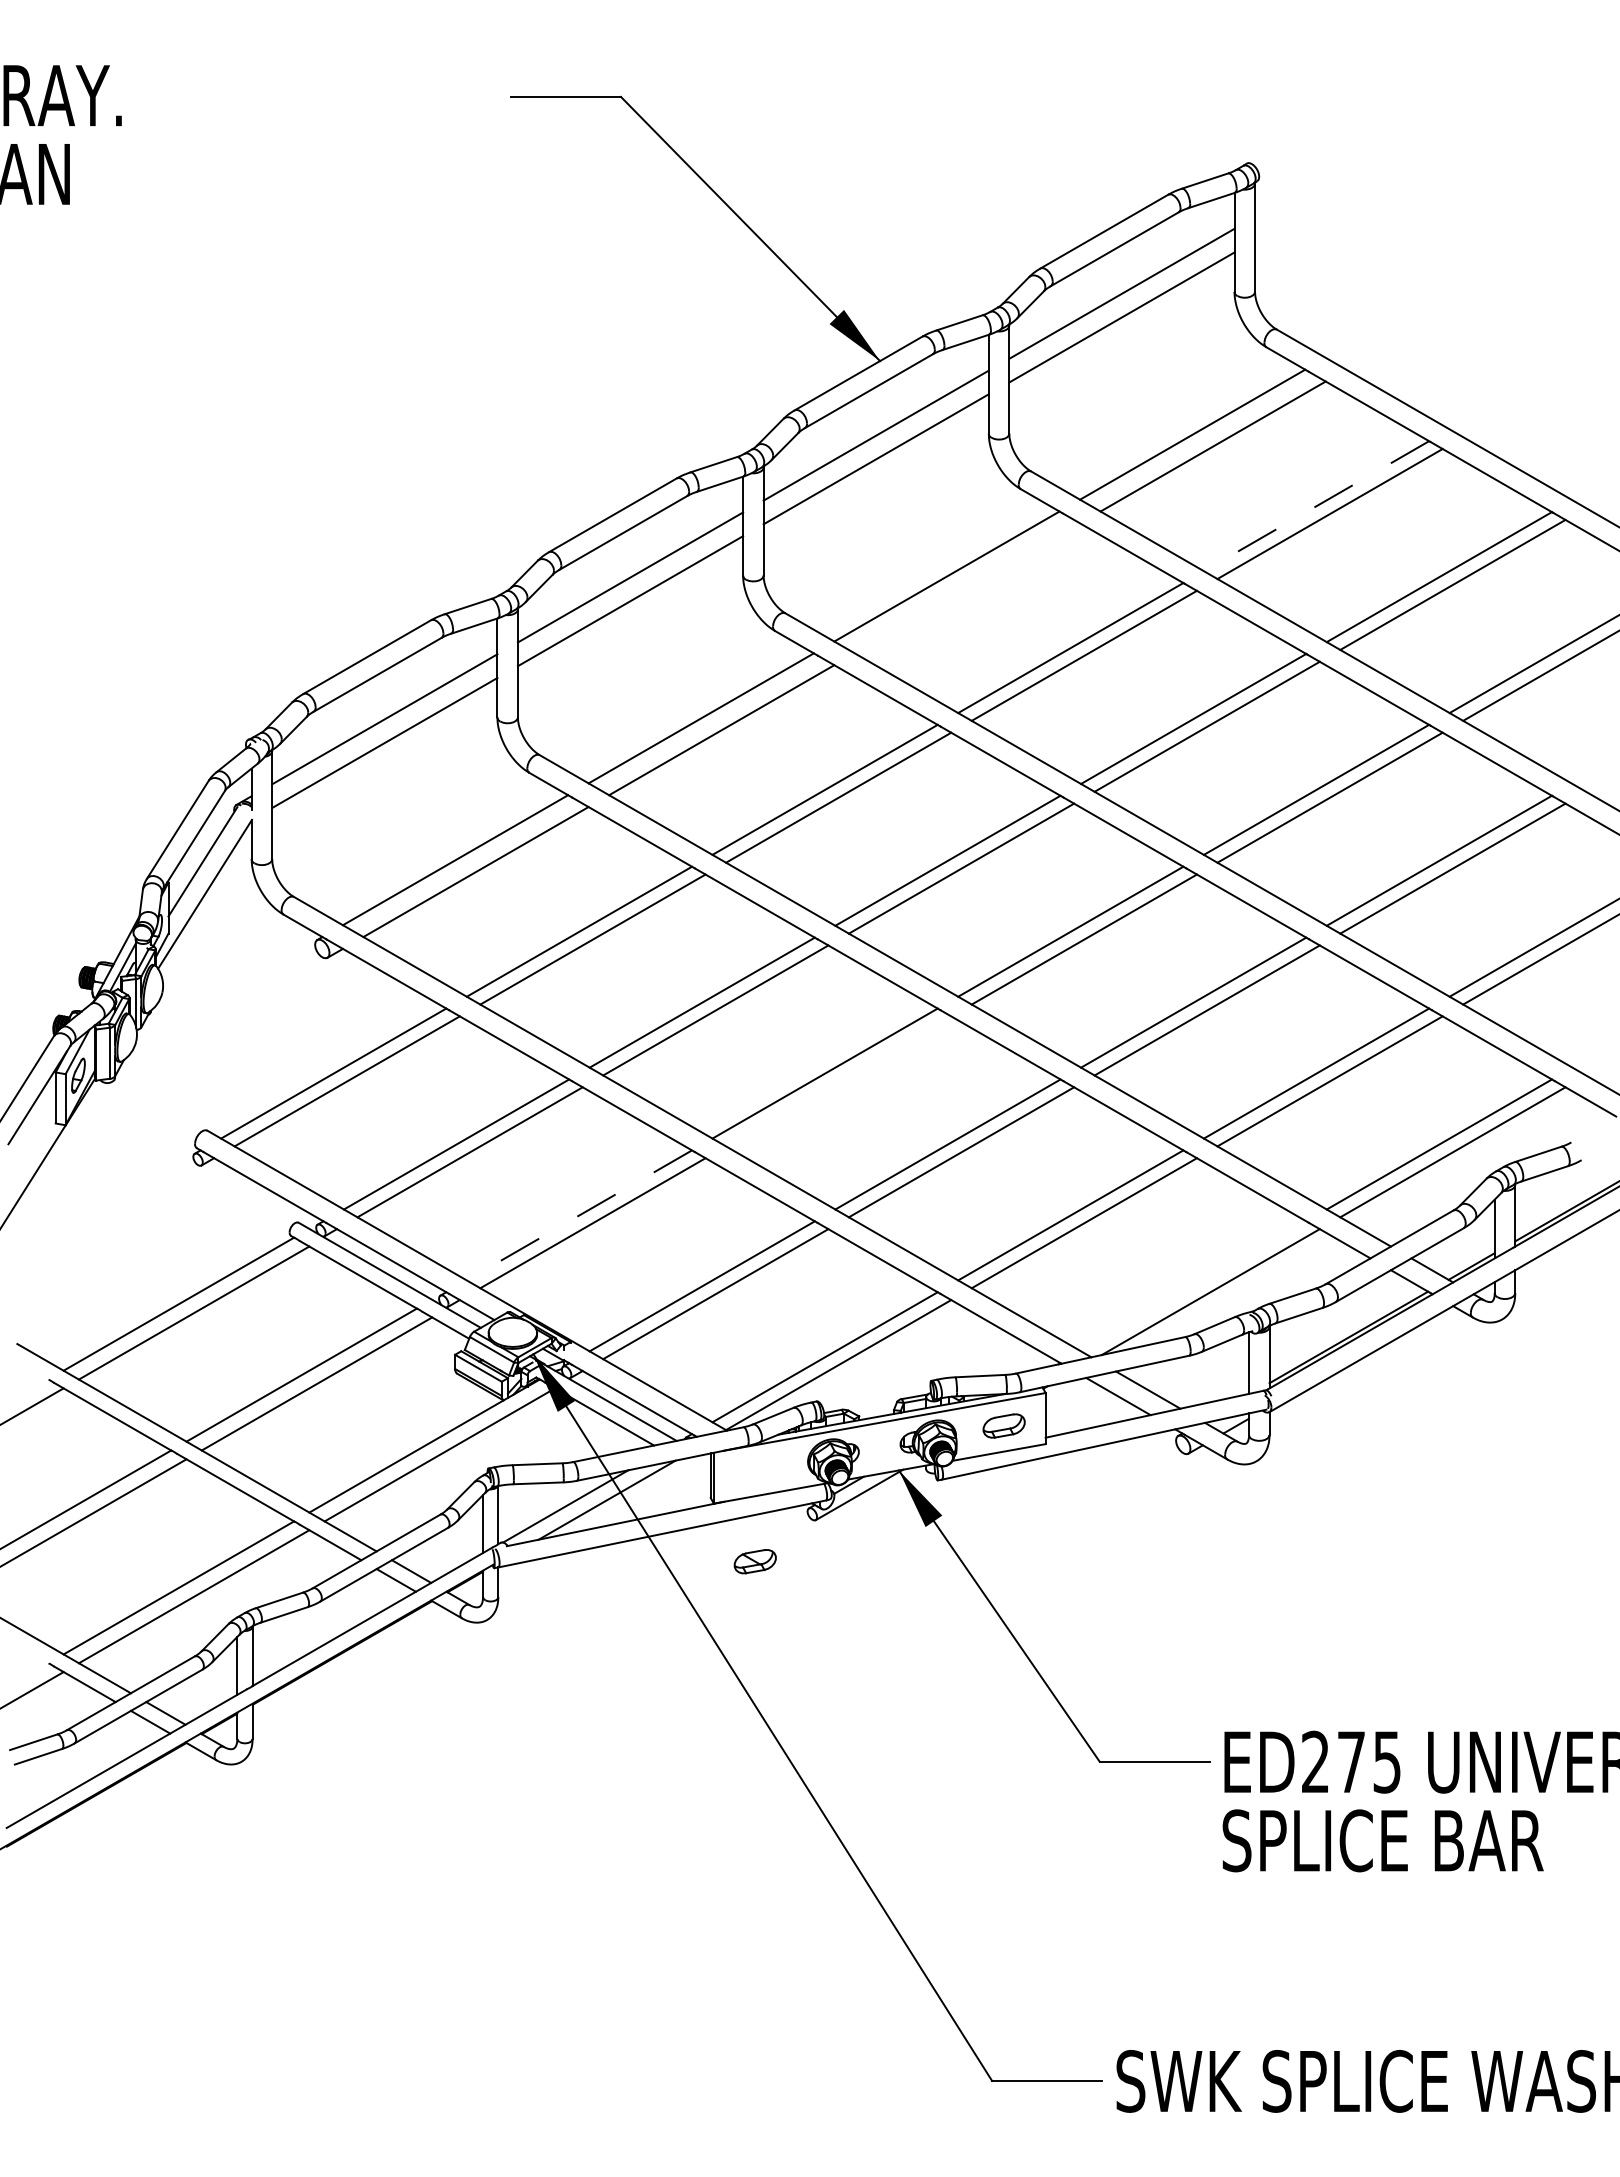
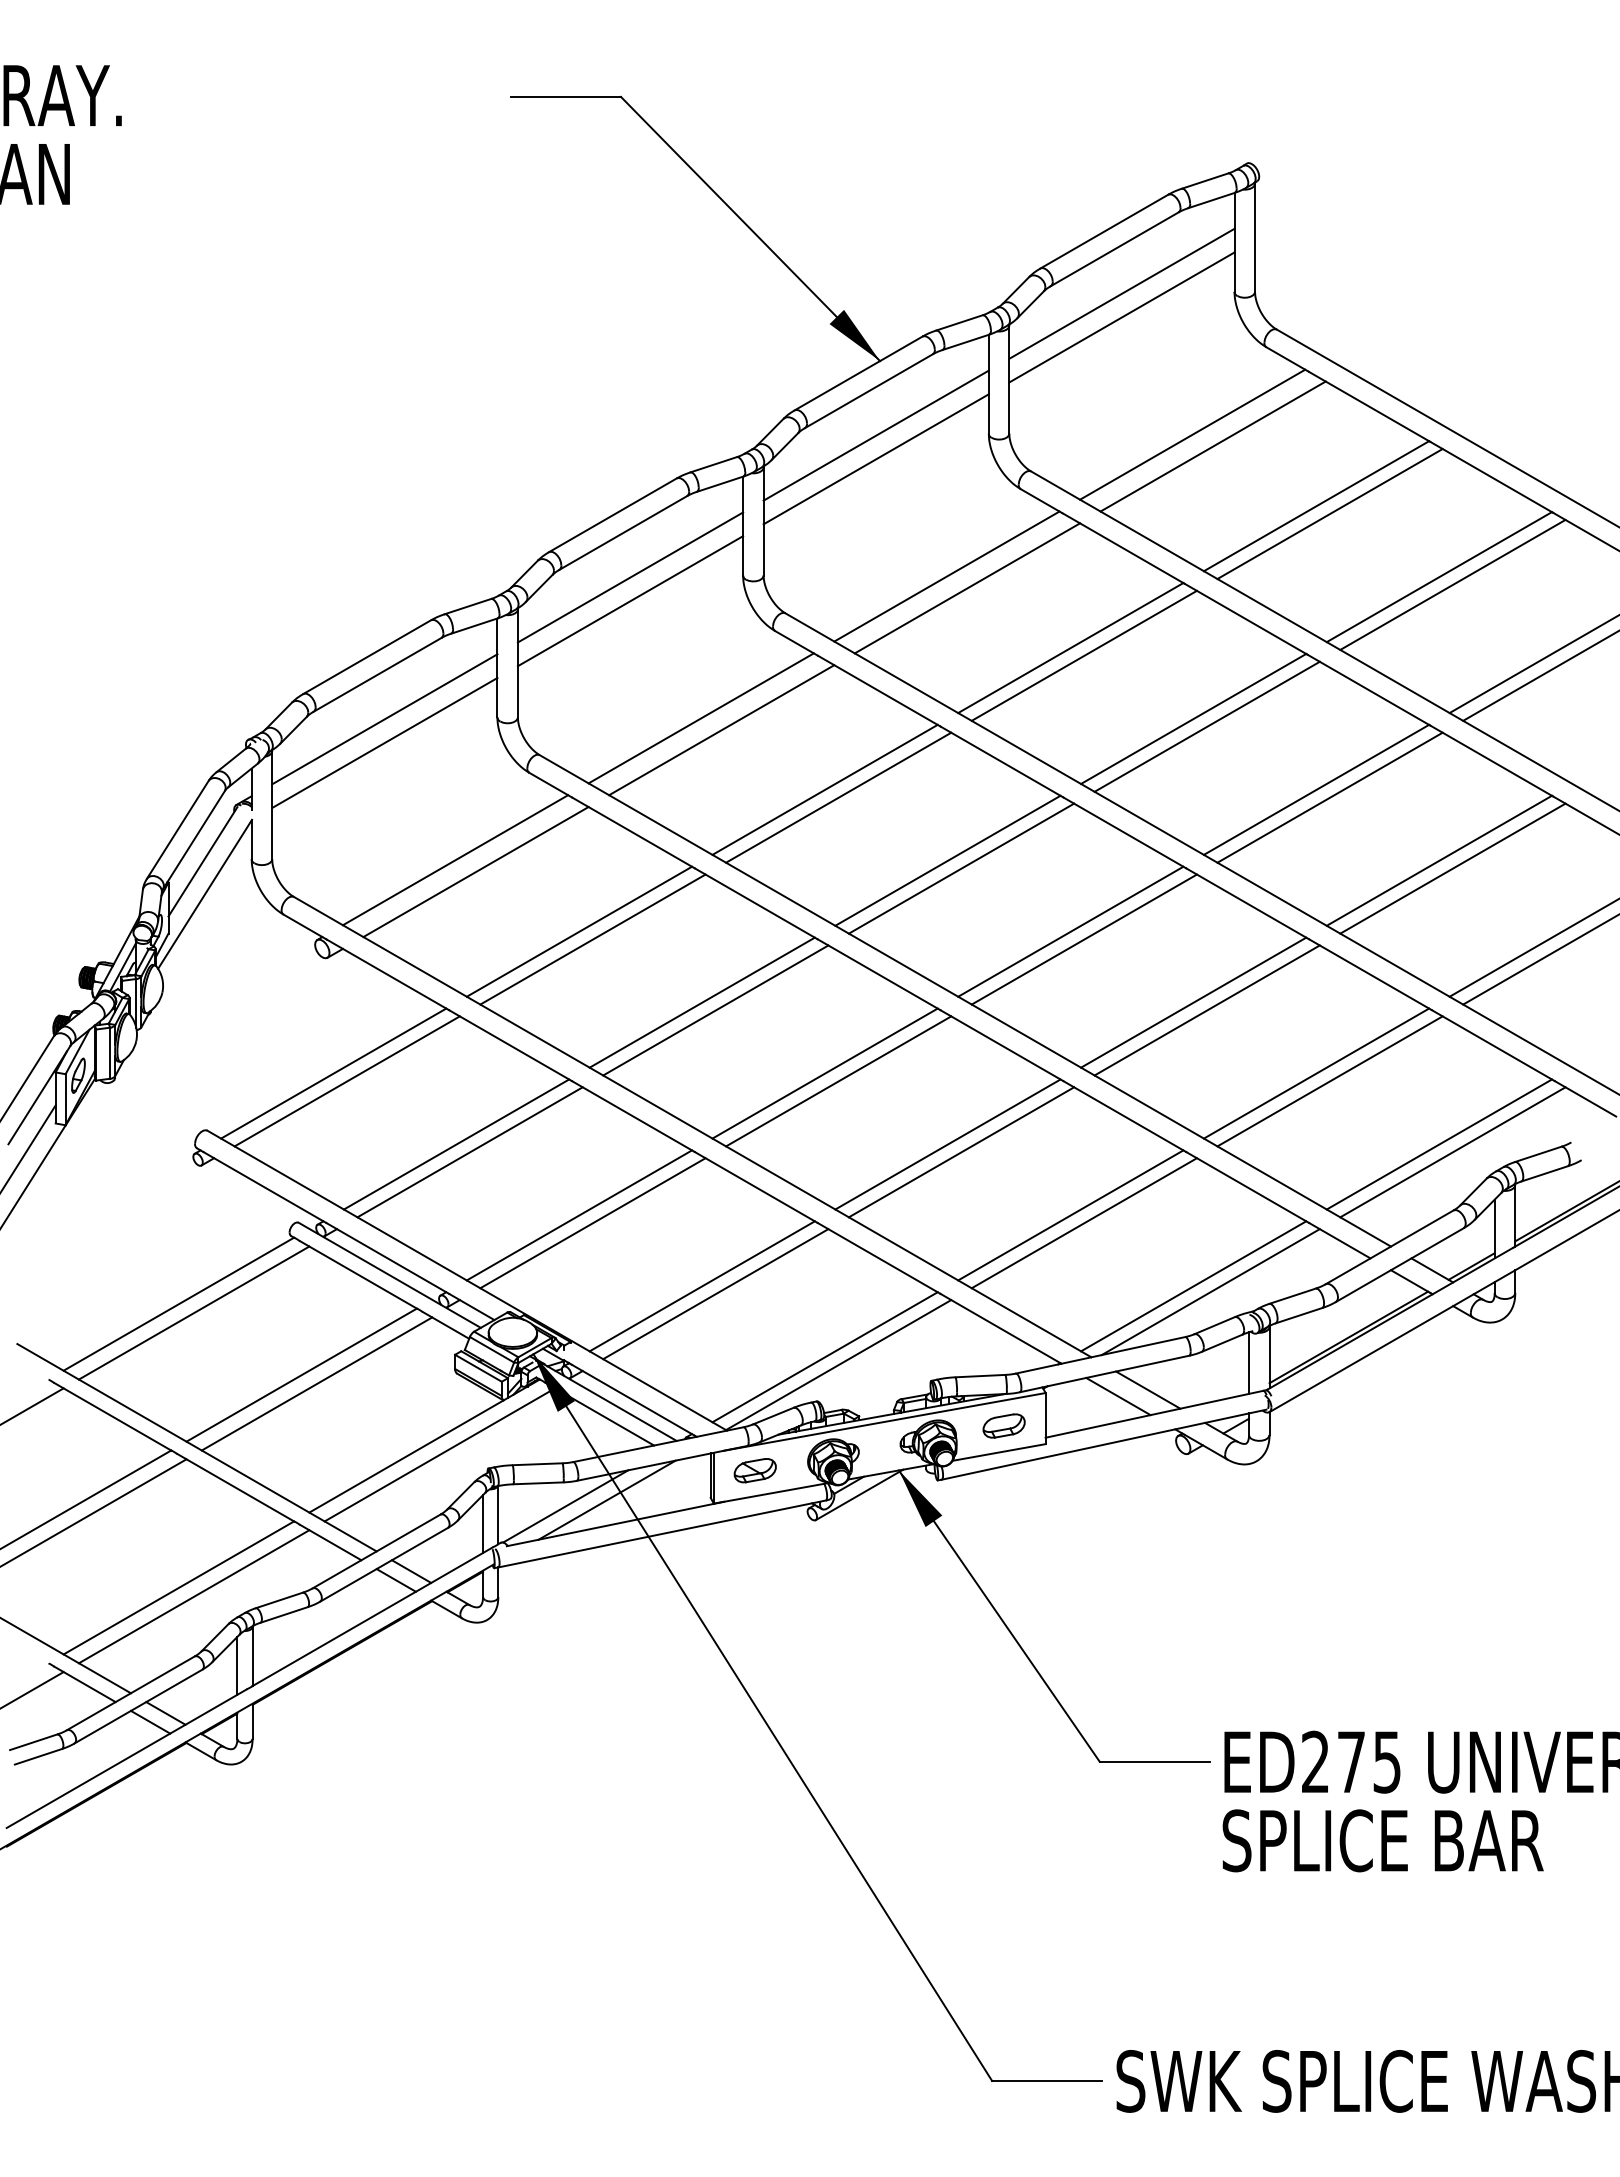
line: dashed -> solid (1316, 506)
line: none -> present (967, 588)
line: none -> present (838, 1081)
line: none -> present (28, 1147)
line: dashed -> solid (578, 1215)
line: none -> present (1193, 1286)
part position: (754, 1561) -> (754, 1470) (754, 1470)
